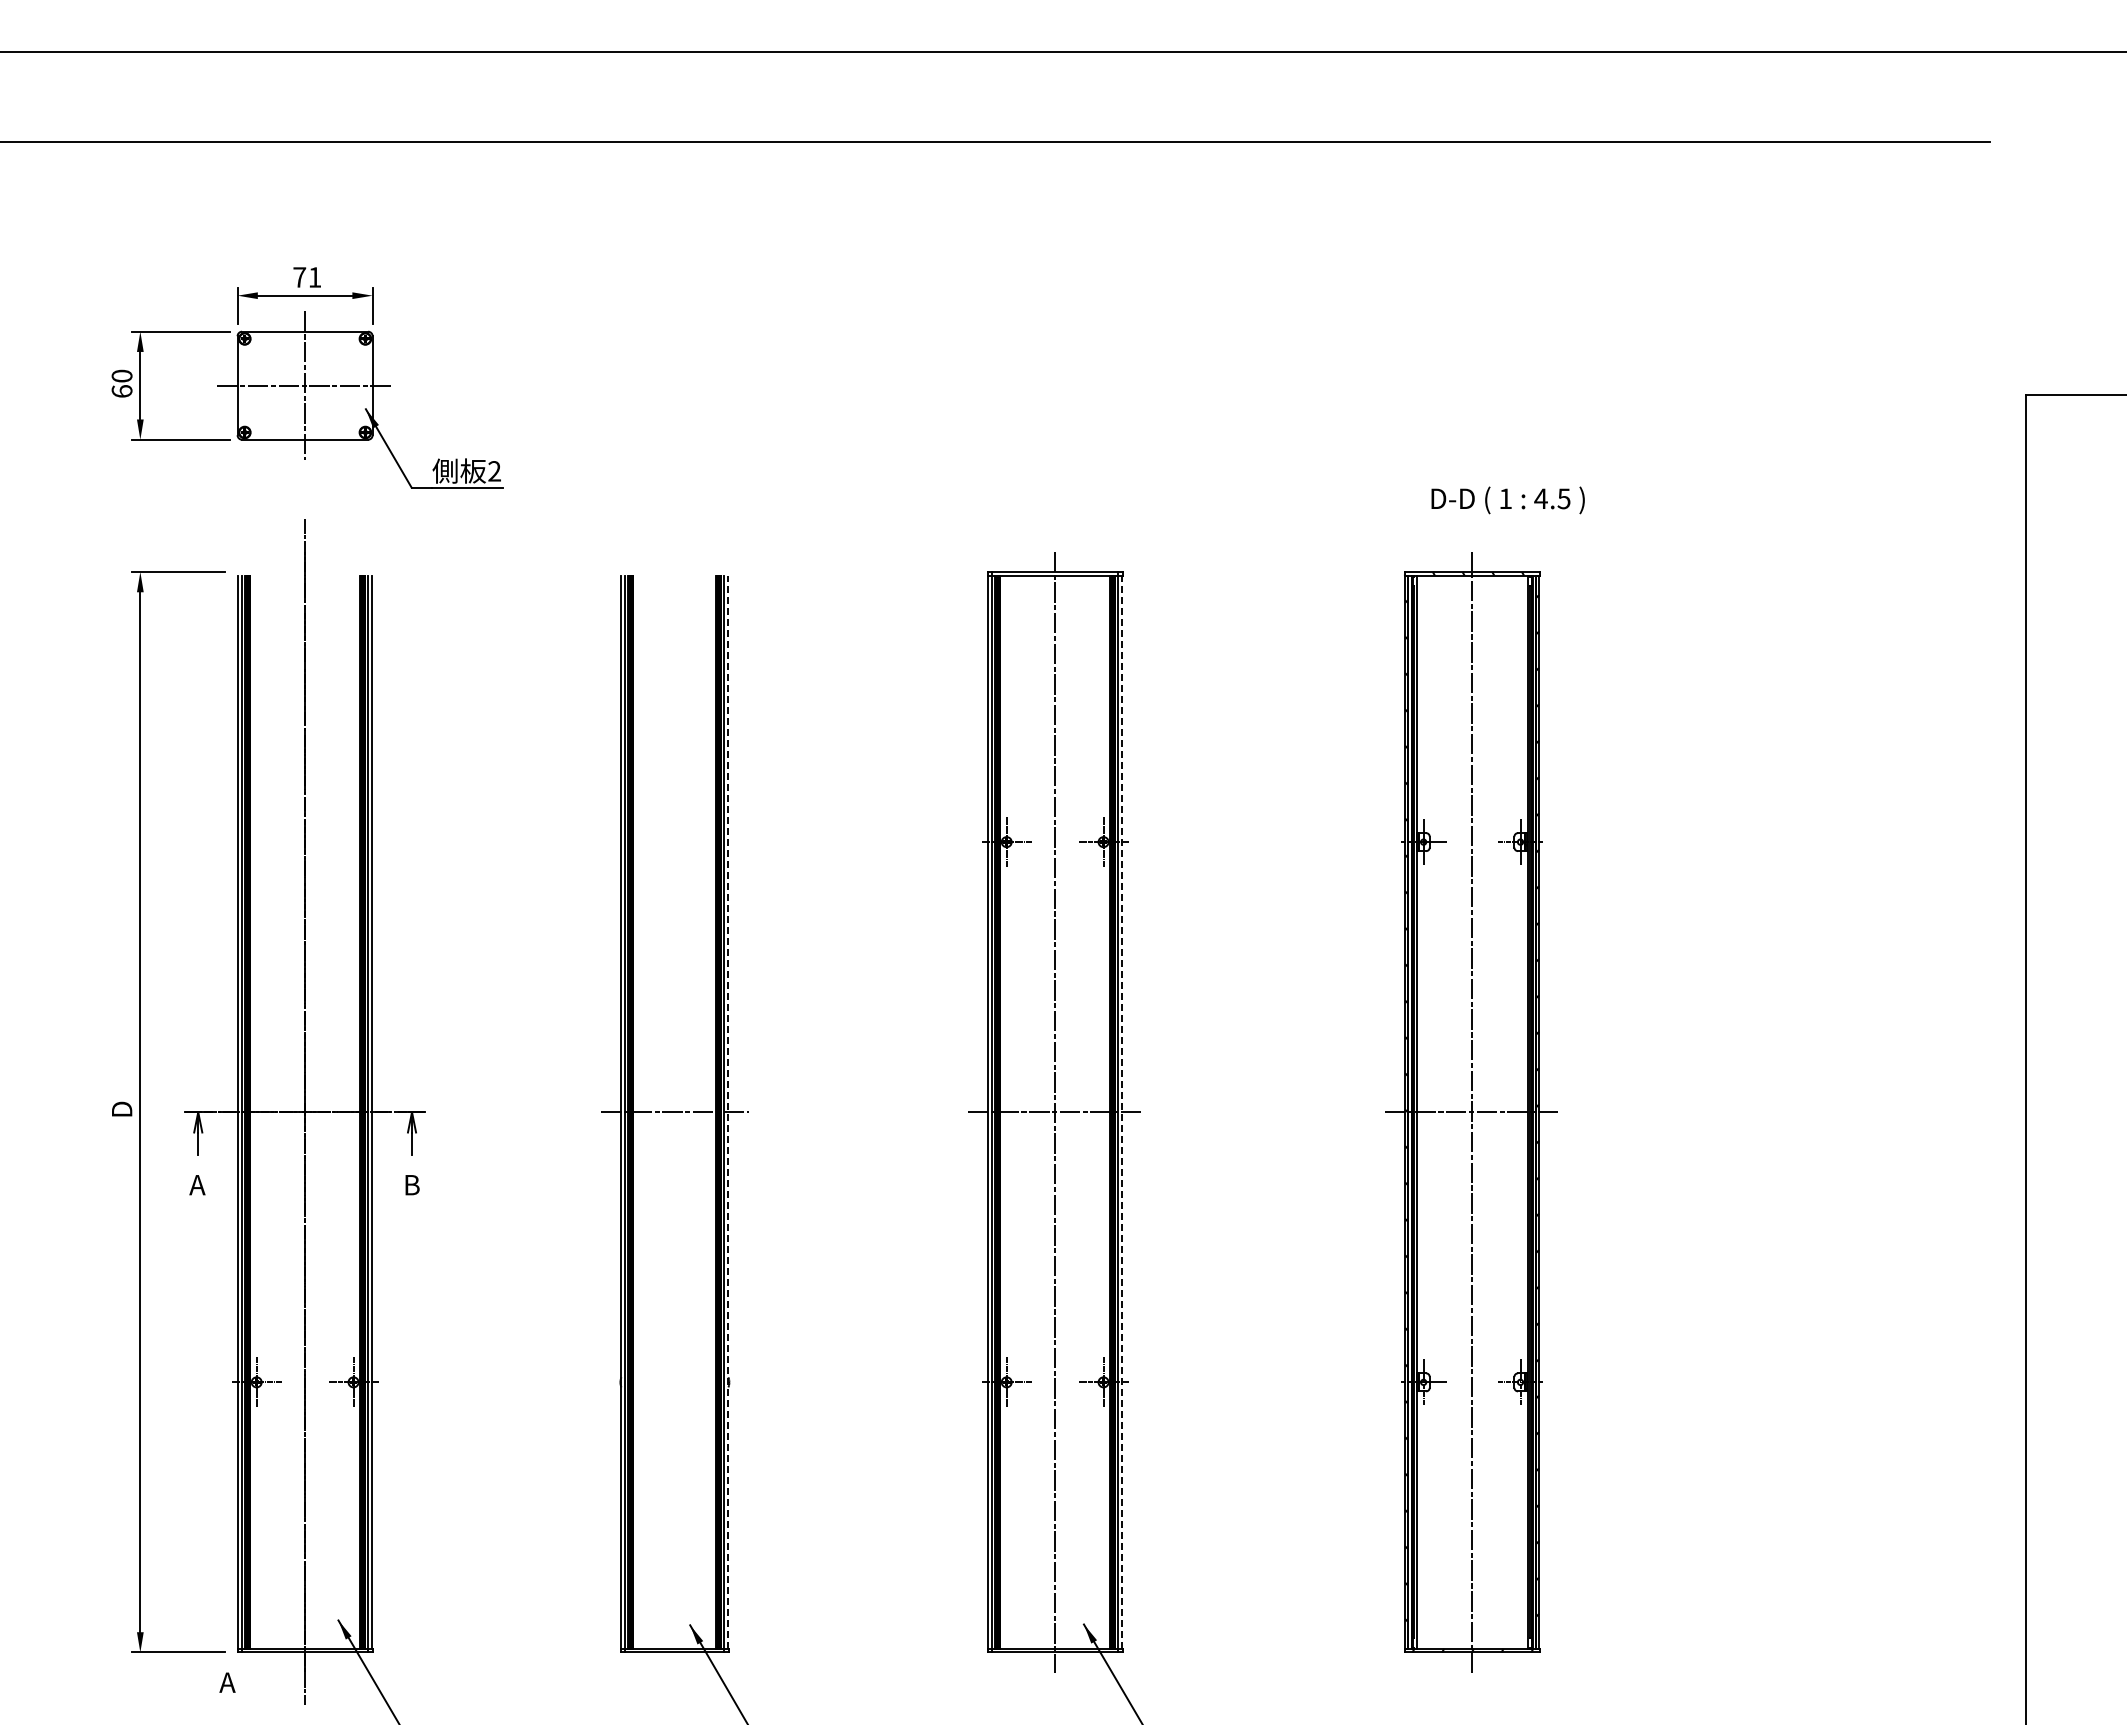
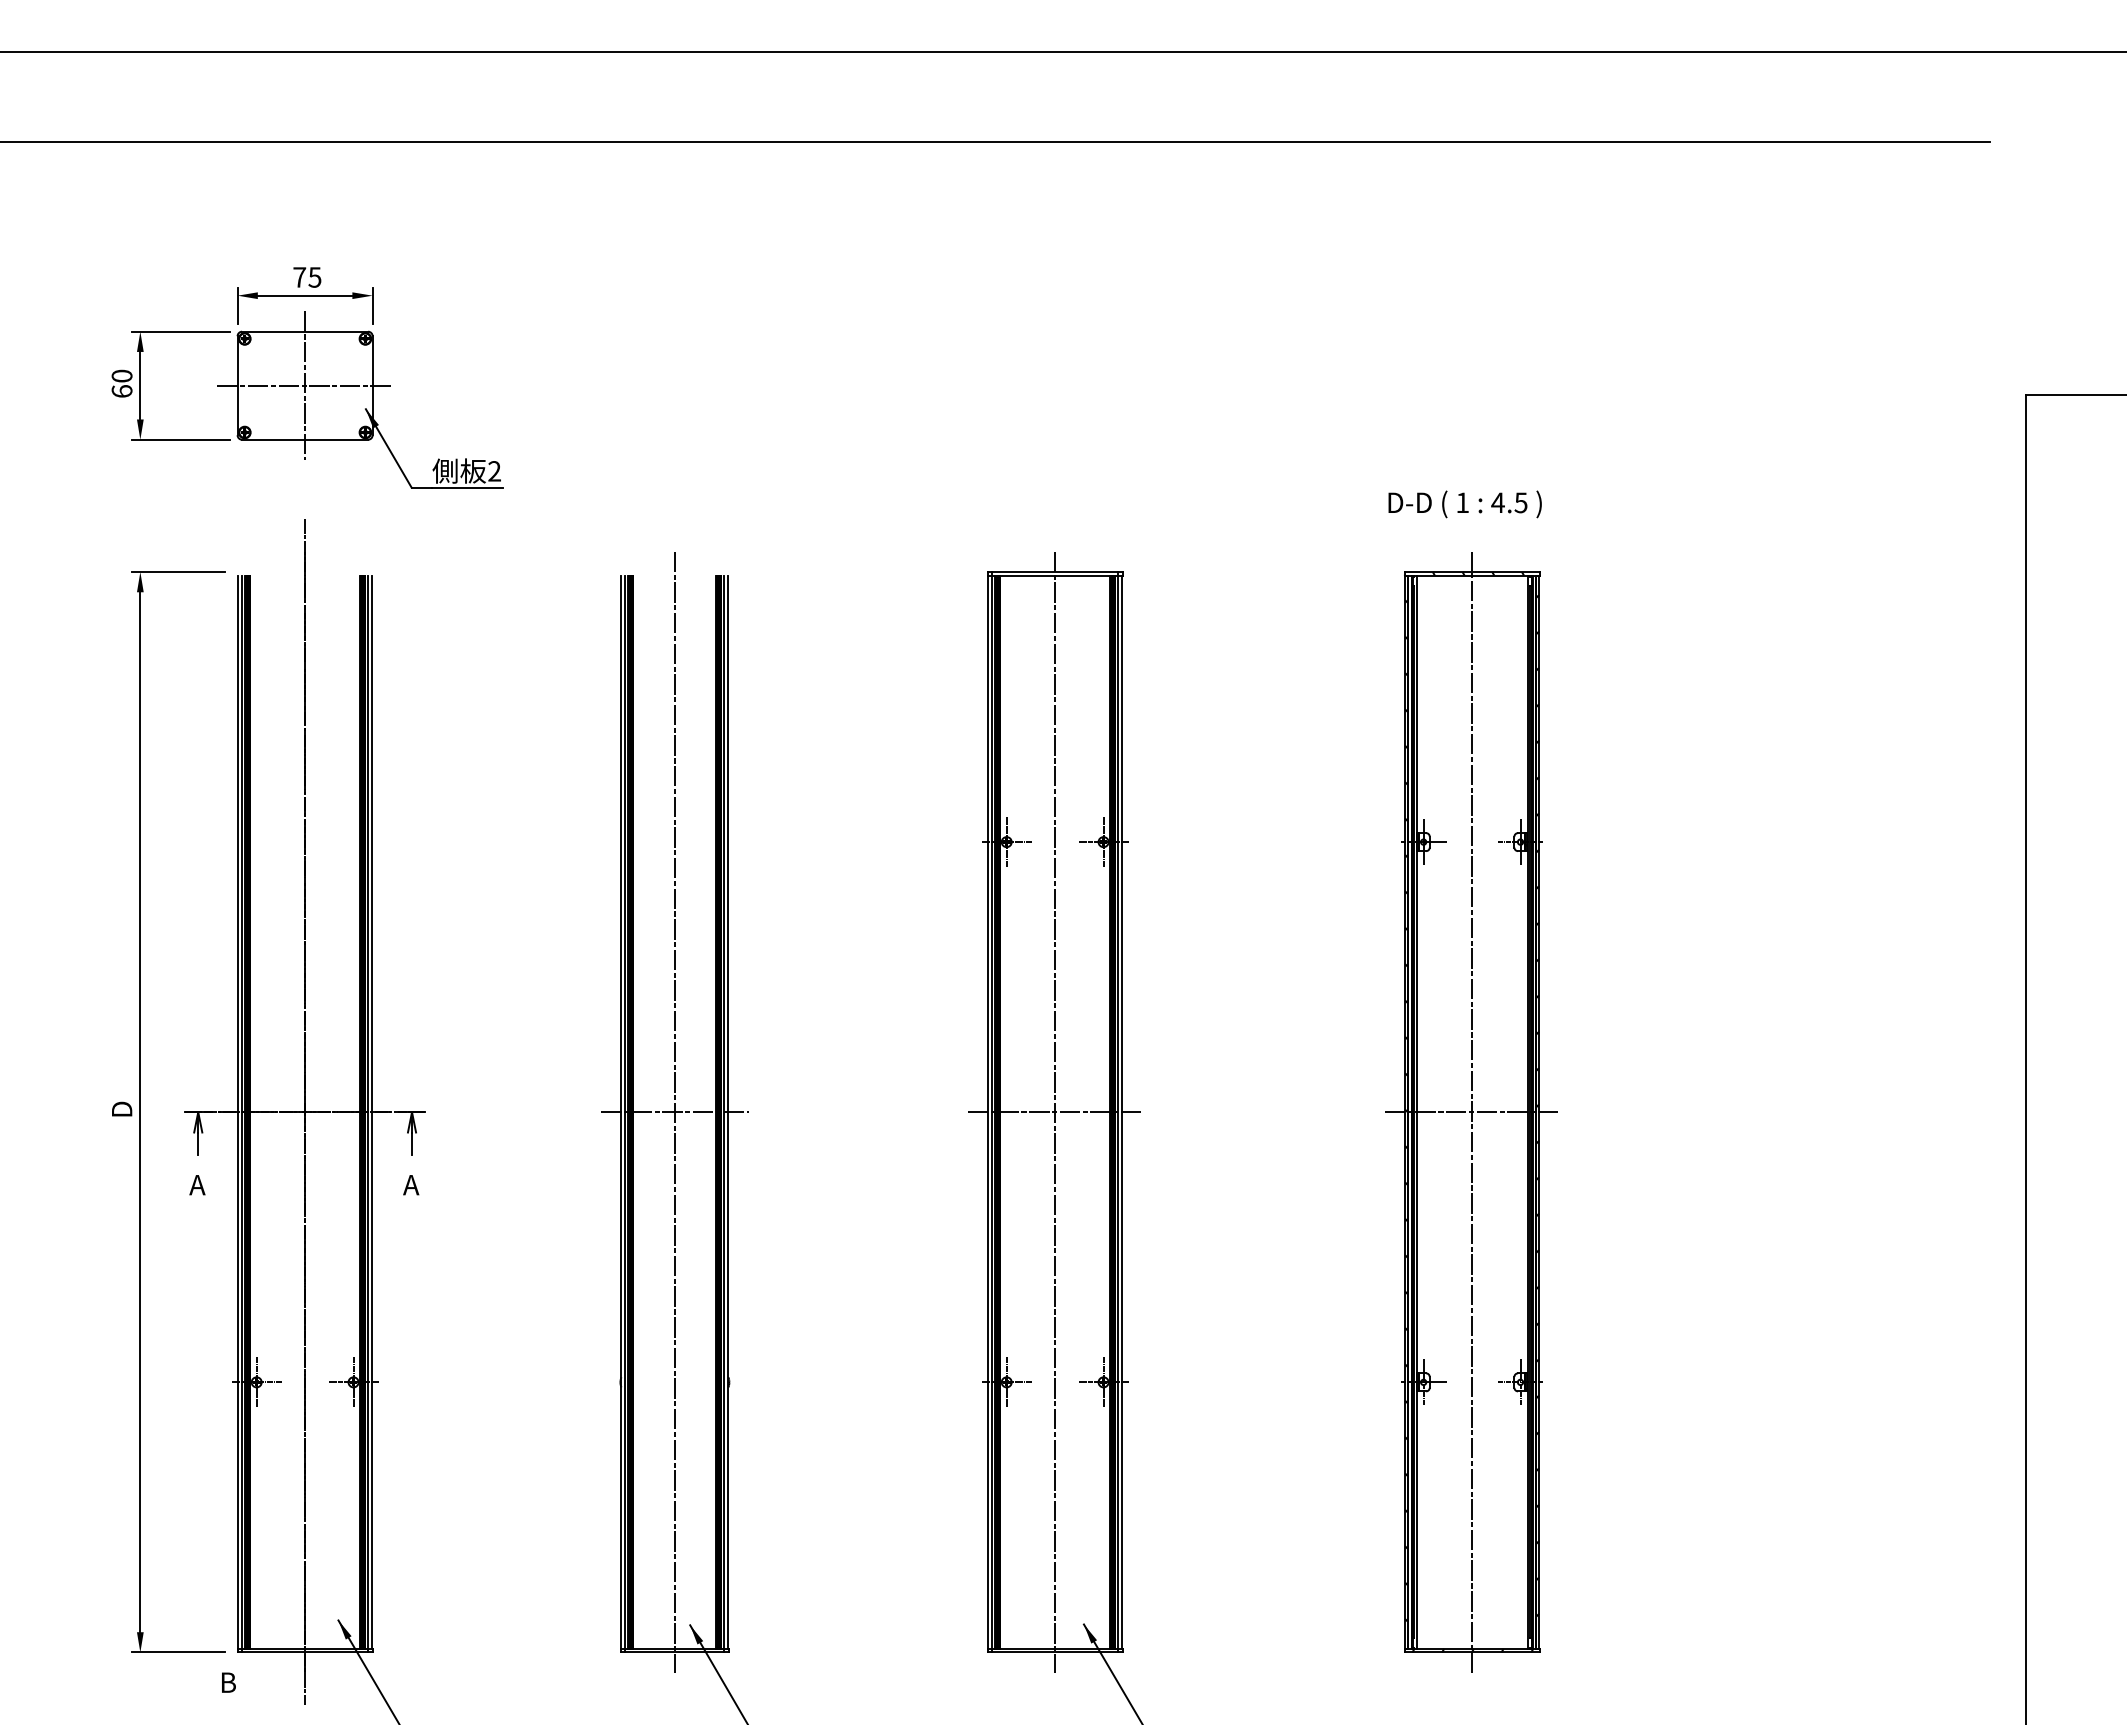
text: 71 -> 75 (314, 277)
text position: (1507, 500) -> (1464, 504) (1464, 504)
line: none -> present (674, 1111)
line: dashed -> solid (728, 1112)
line: dashed -> solid (1122, 1112)
text: B -> A (411, 1185)
text: A -> B (227, 1682)
